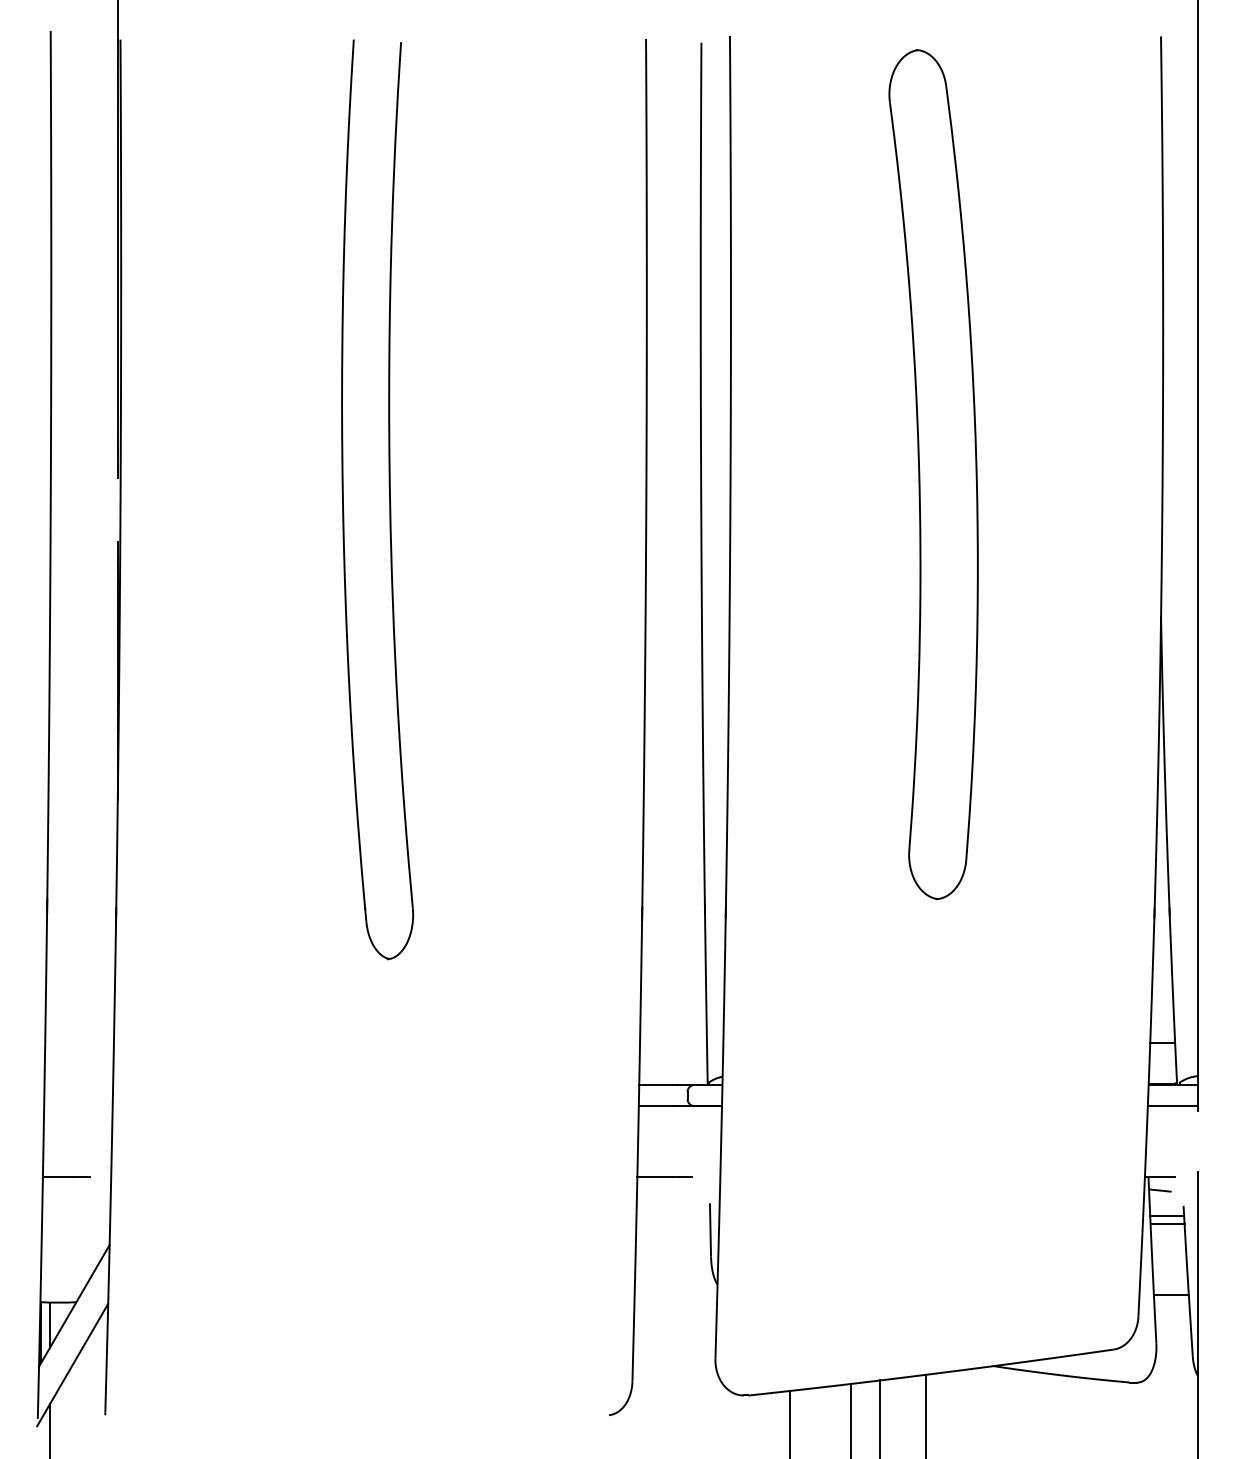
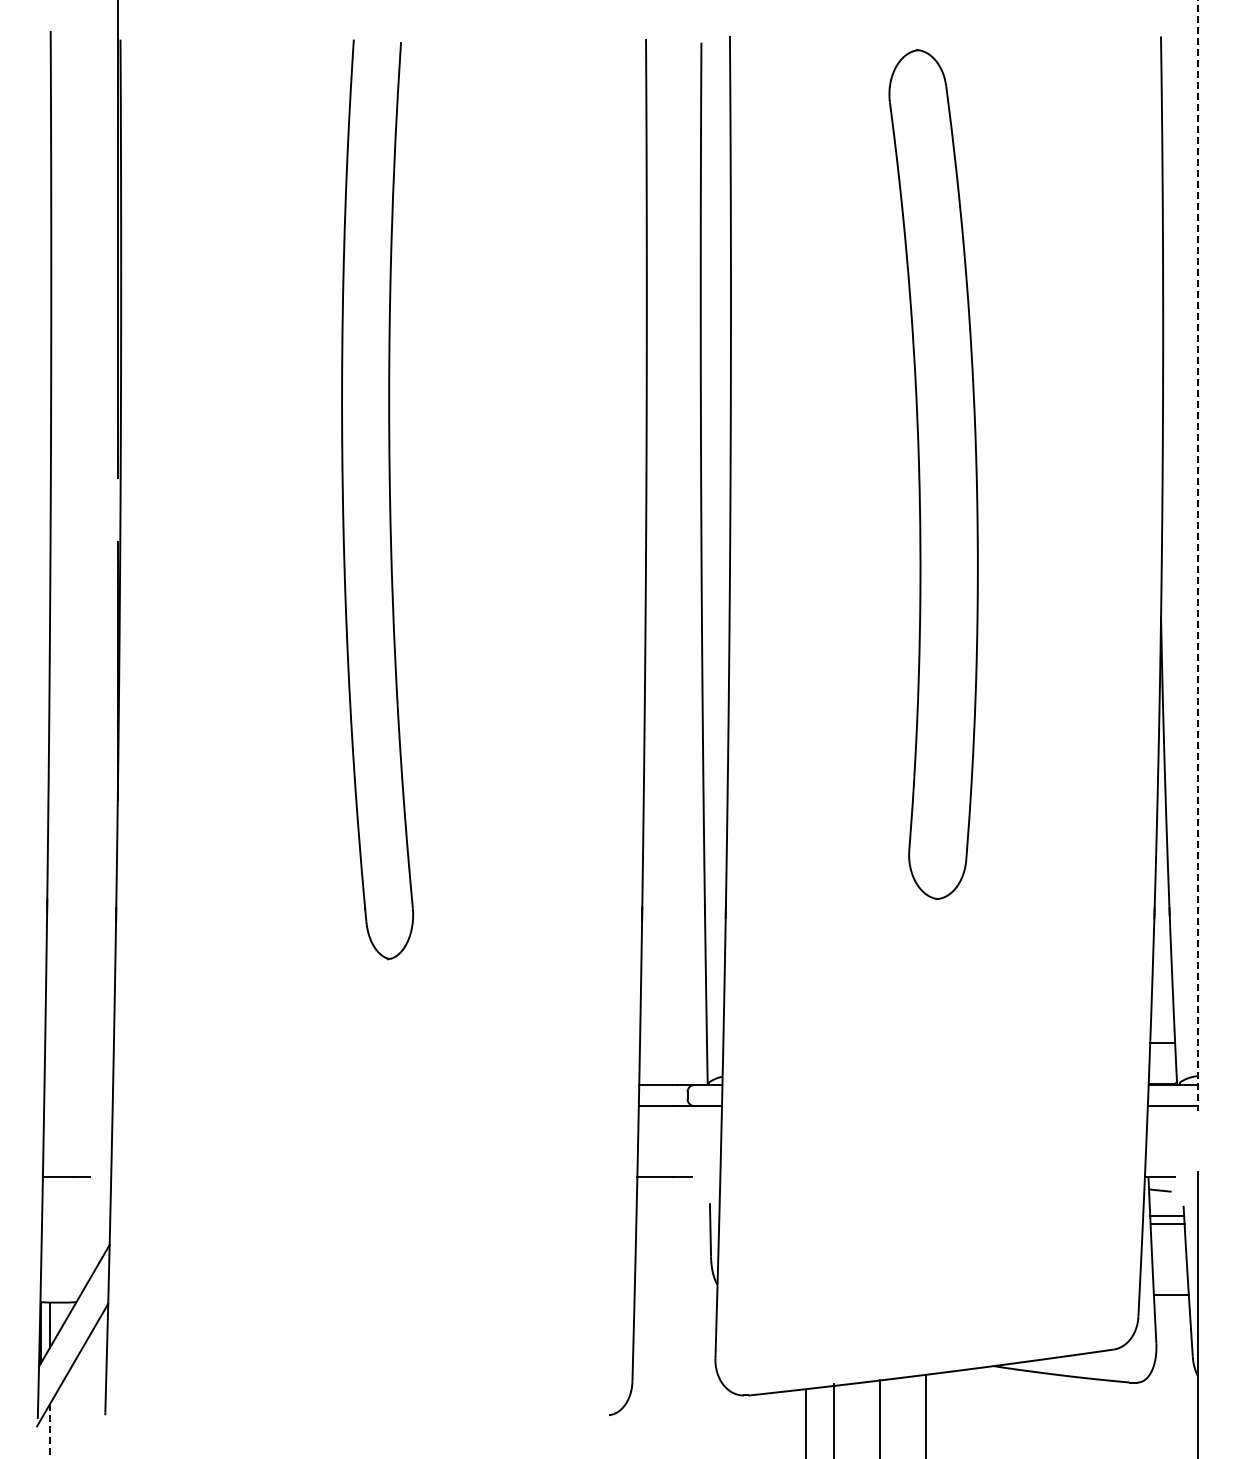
line: solid -> dashed (1197, 556)
line position: (851, 1419) -> (834, 1419) (834, 1419)
line position: (790, 1422) -> (806, 1422) (806, 1422)
line: solid -> dashed (50, 1431)
